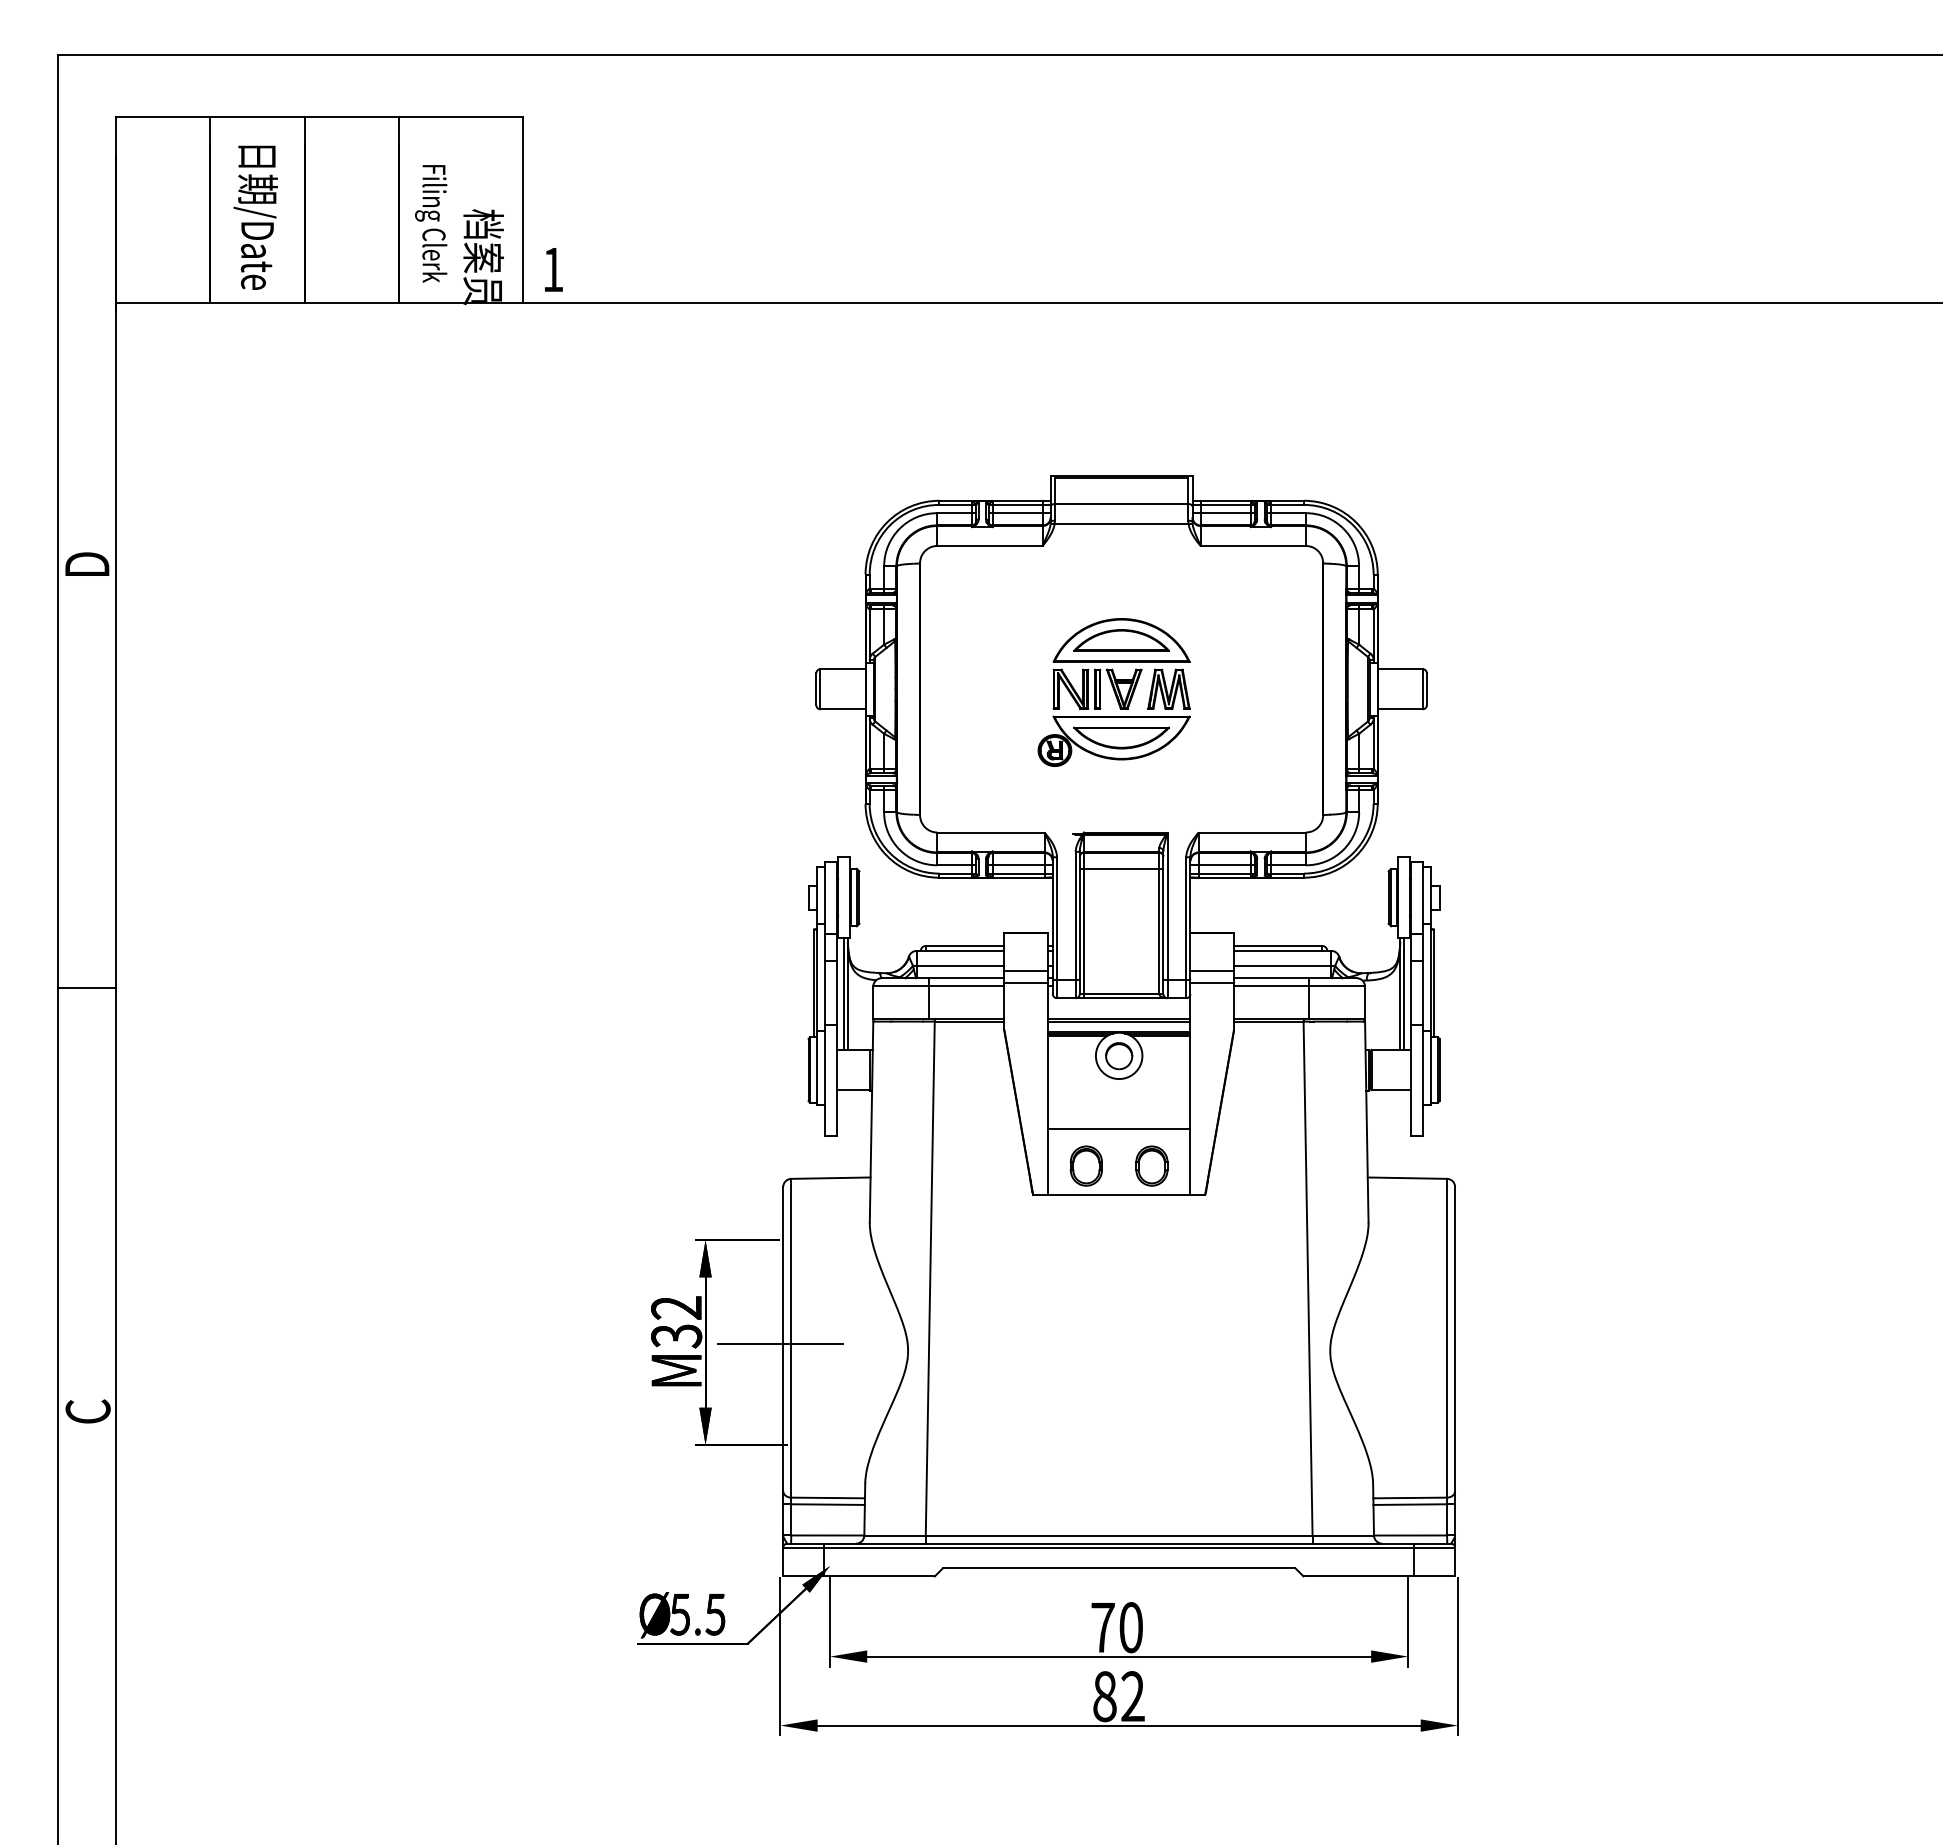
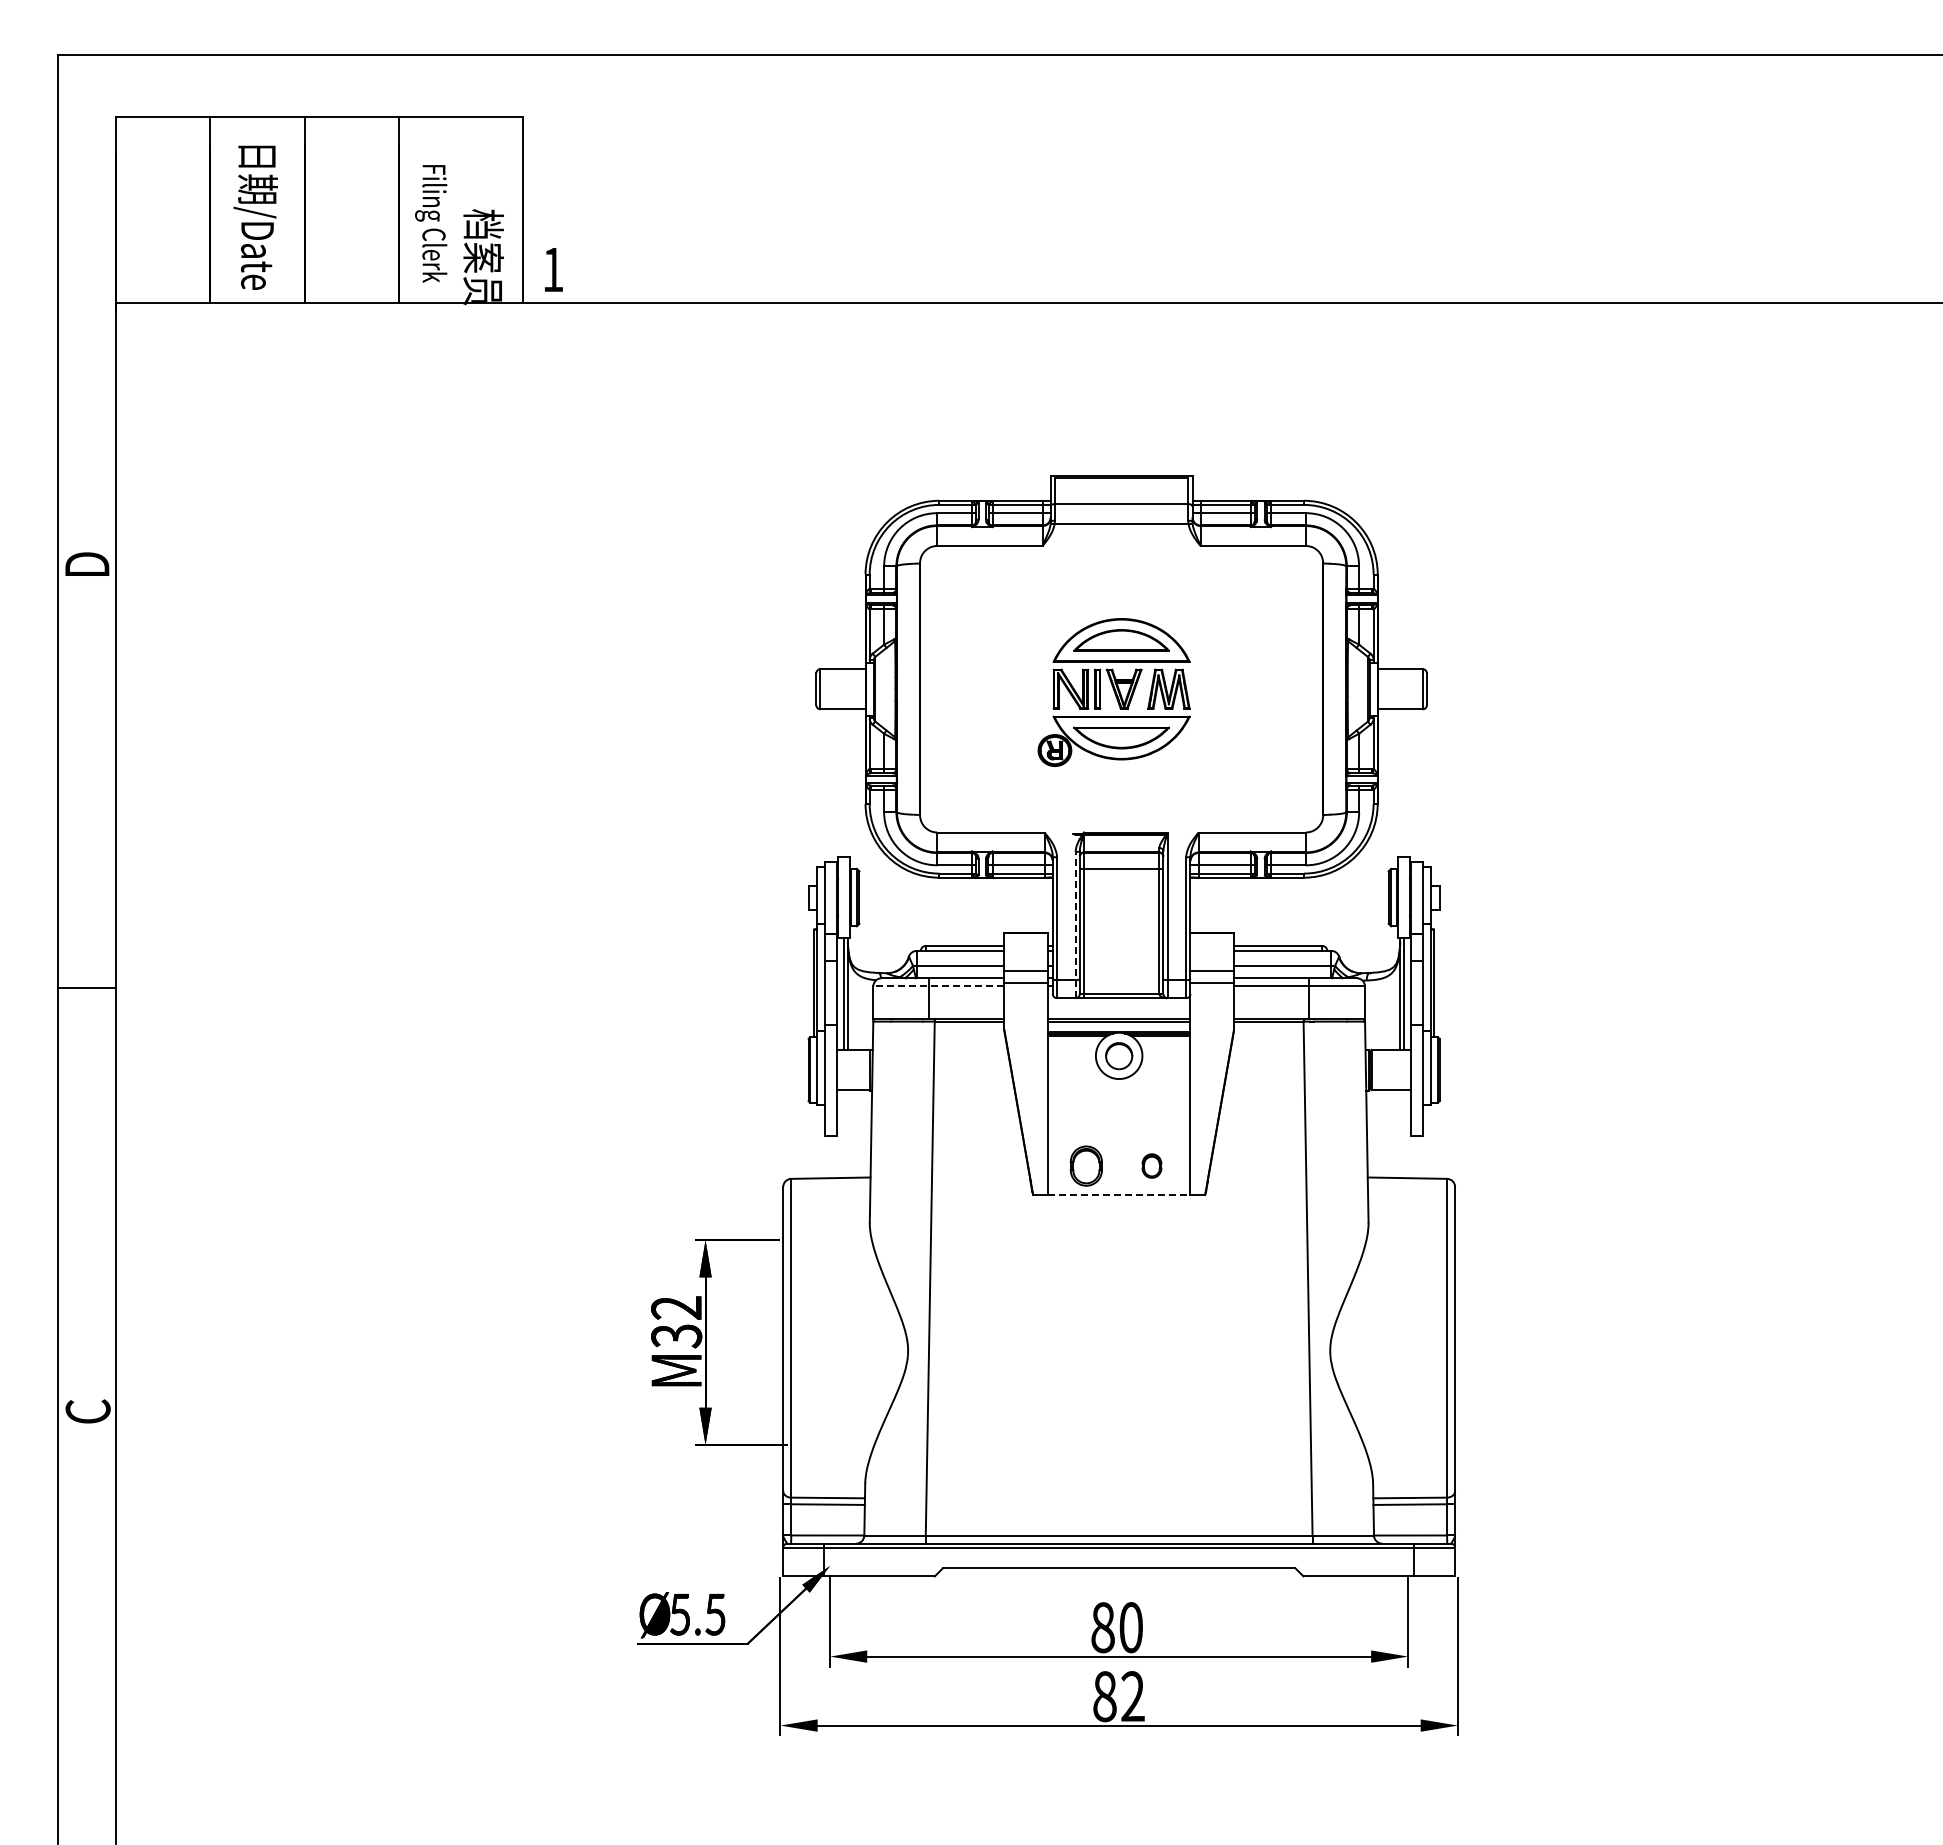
line: solid -> dashed (1075, 924)
line: solid -> dashed (938, 986)
line: present -> none (1118, 1129)
part size: 34x42 px -> 22x26 px (1151, 1165)
line: solid -> dashed (1119, 1194)
line: present -> none (780, 1344)
text: 70 -> 80 (1102, 1627)
